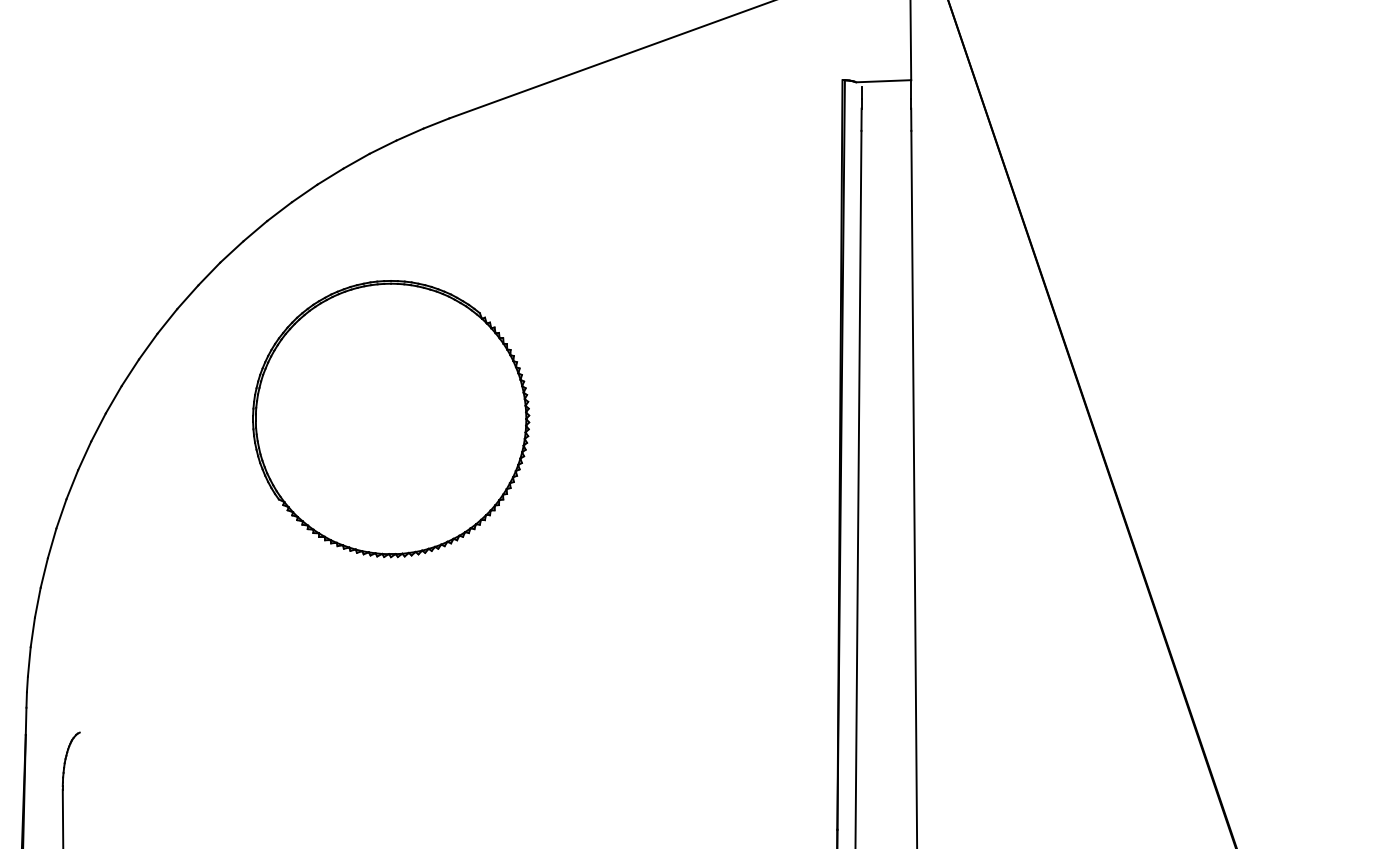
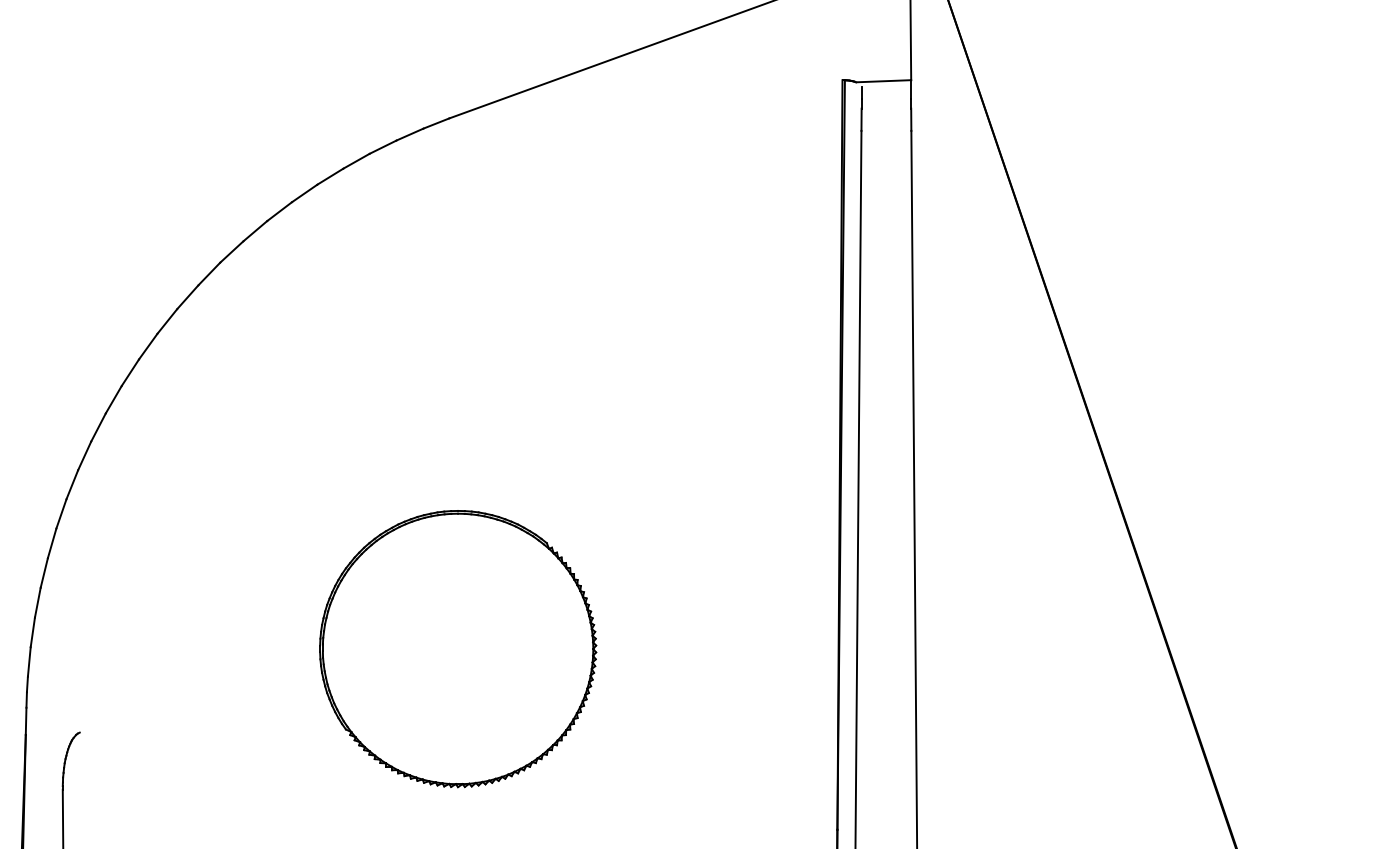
part position: (391, 419) -> (458, 649) (458, 649)
